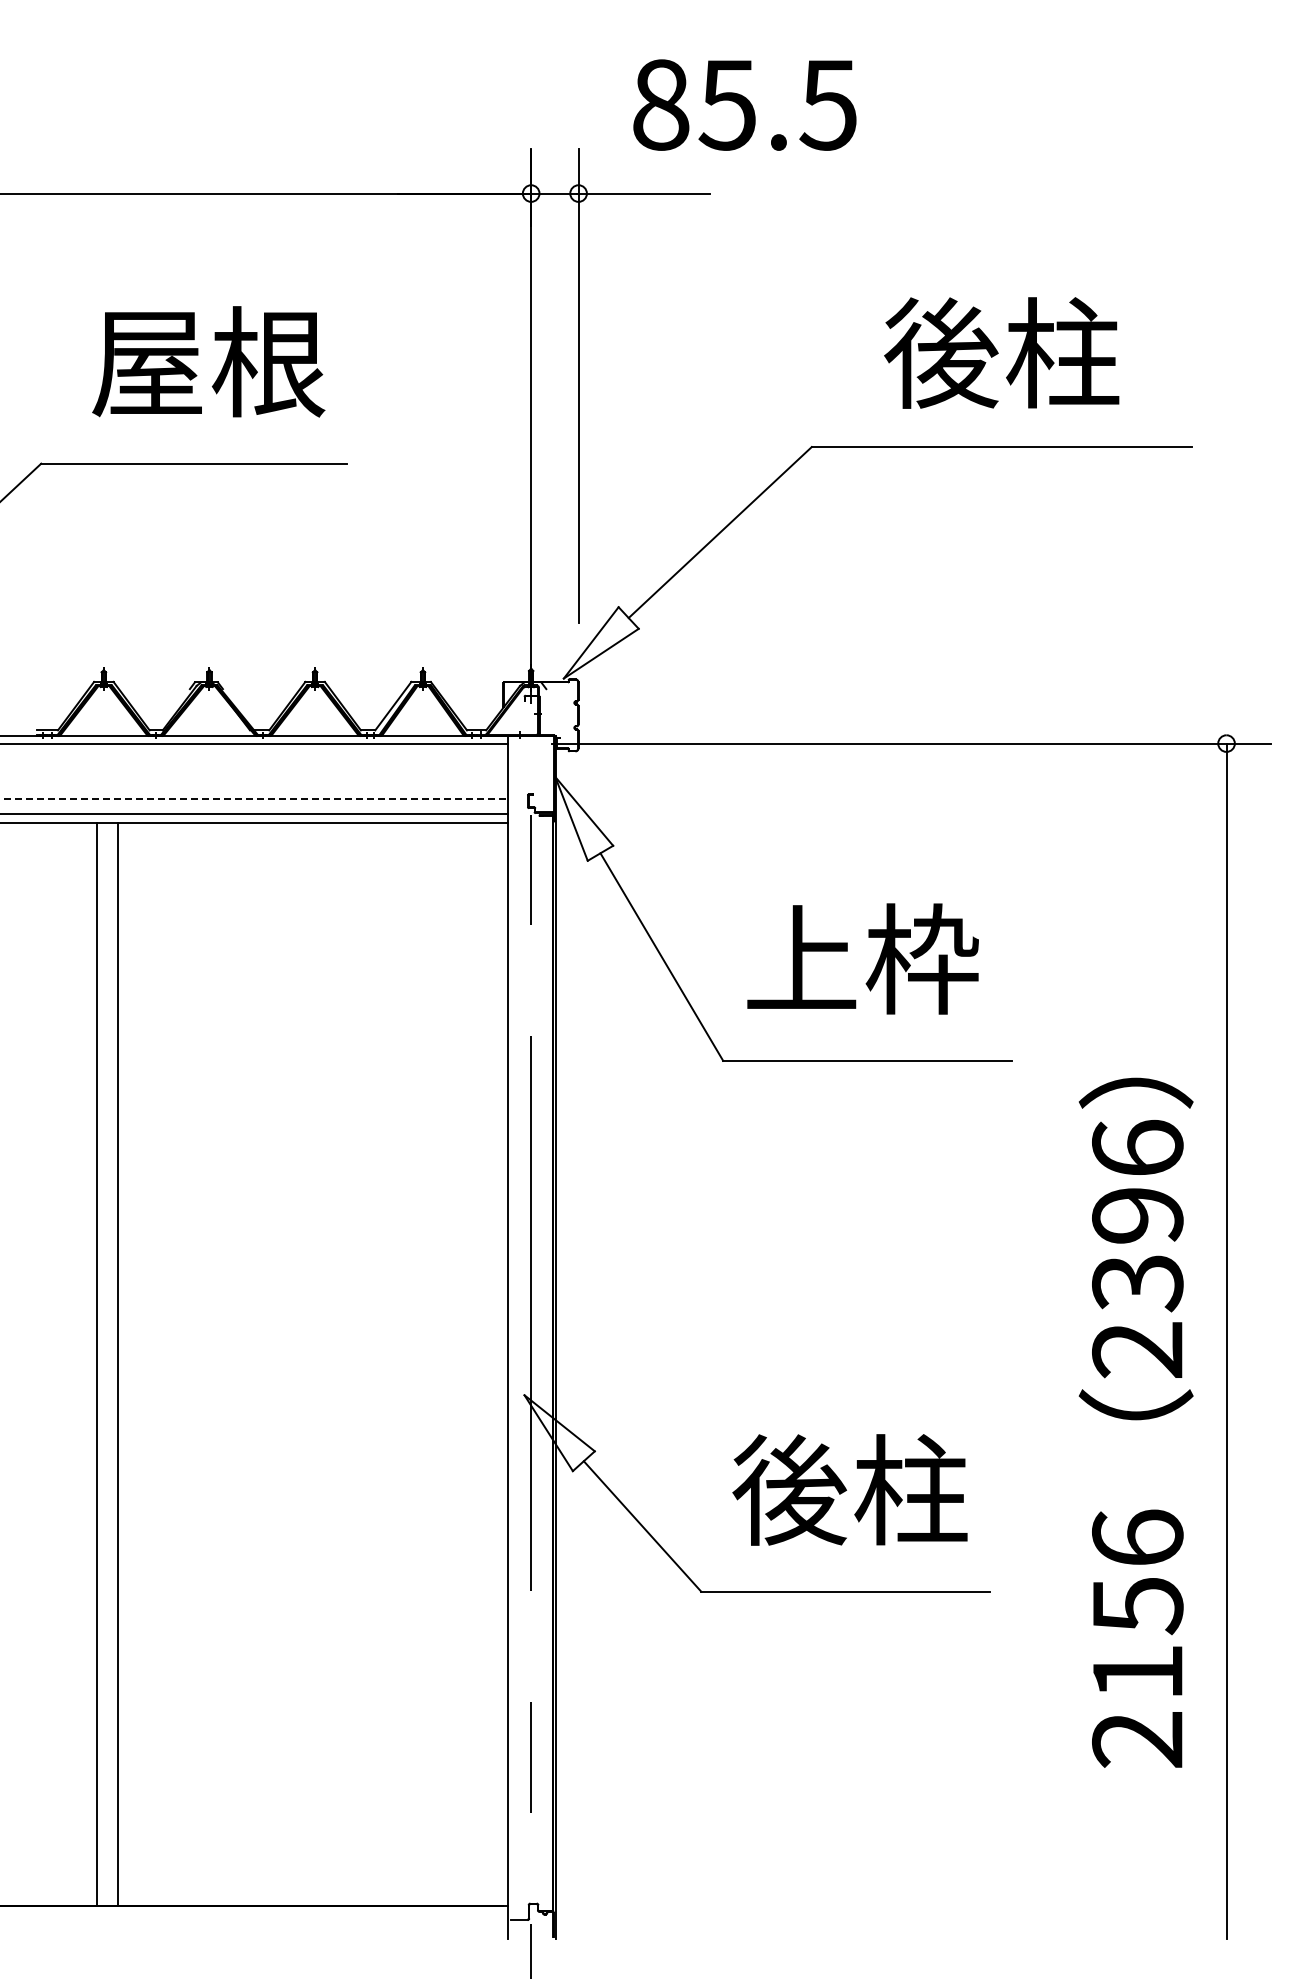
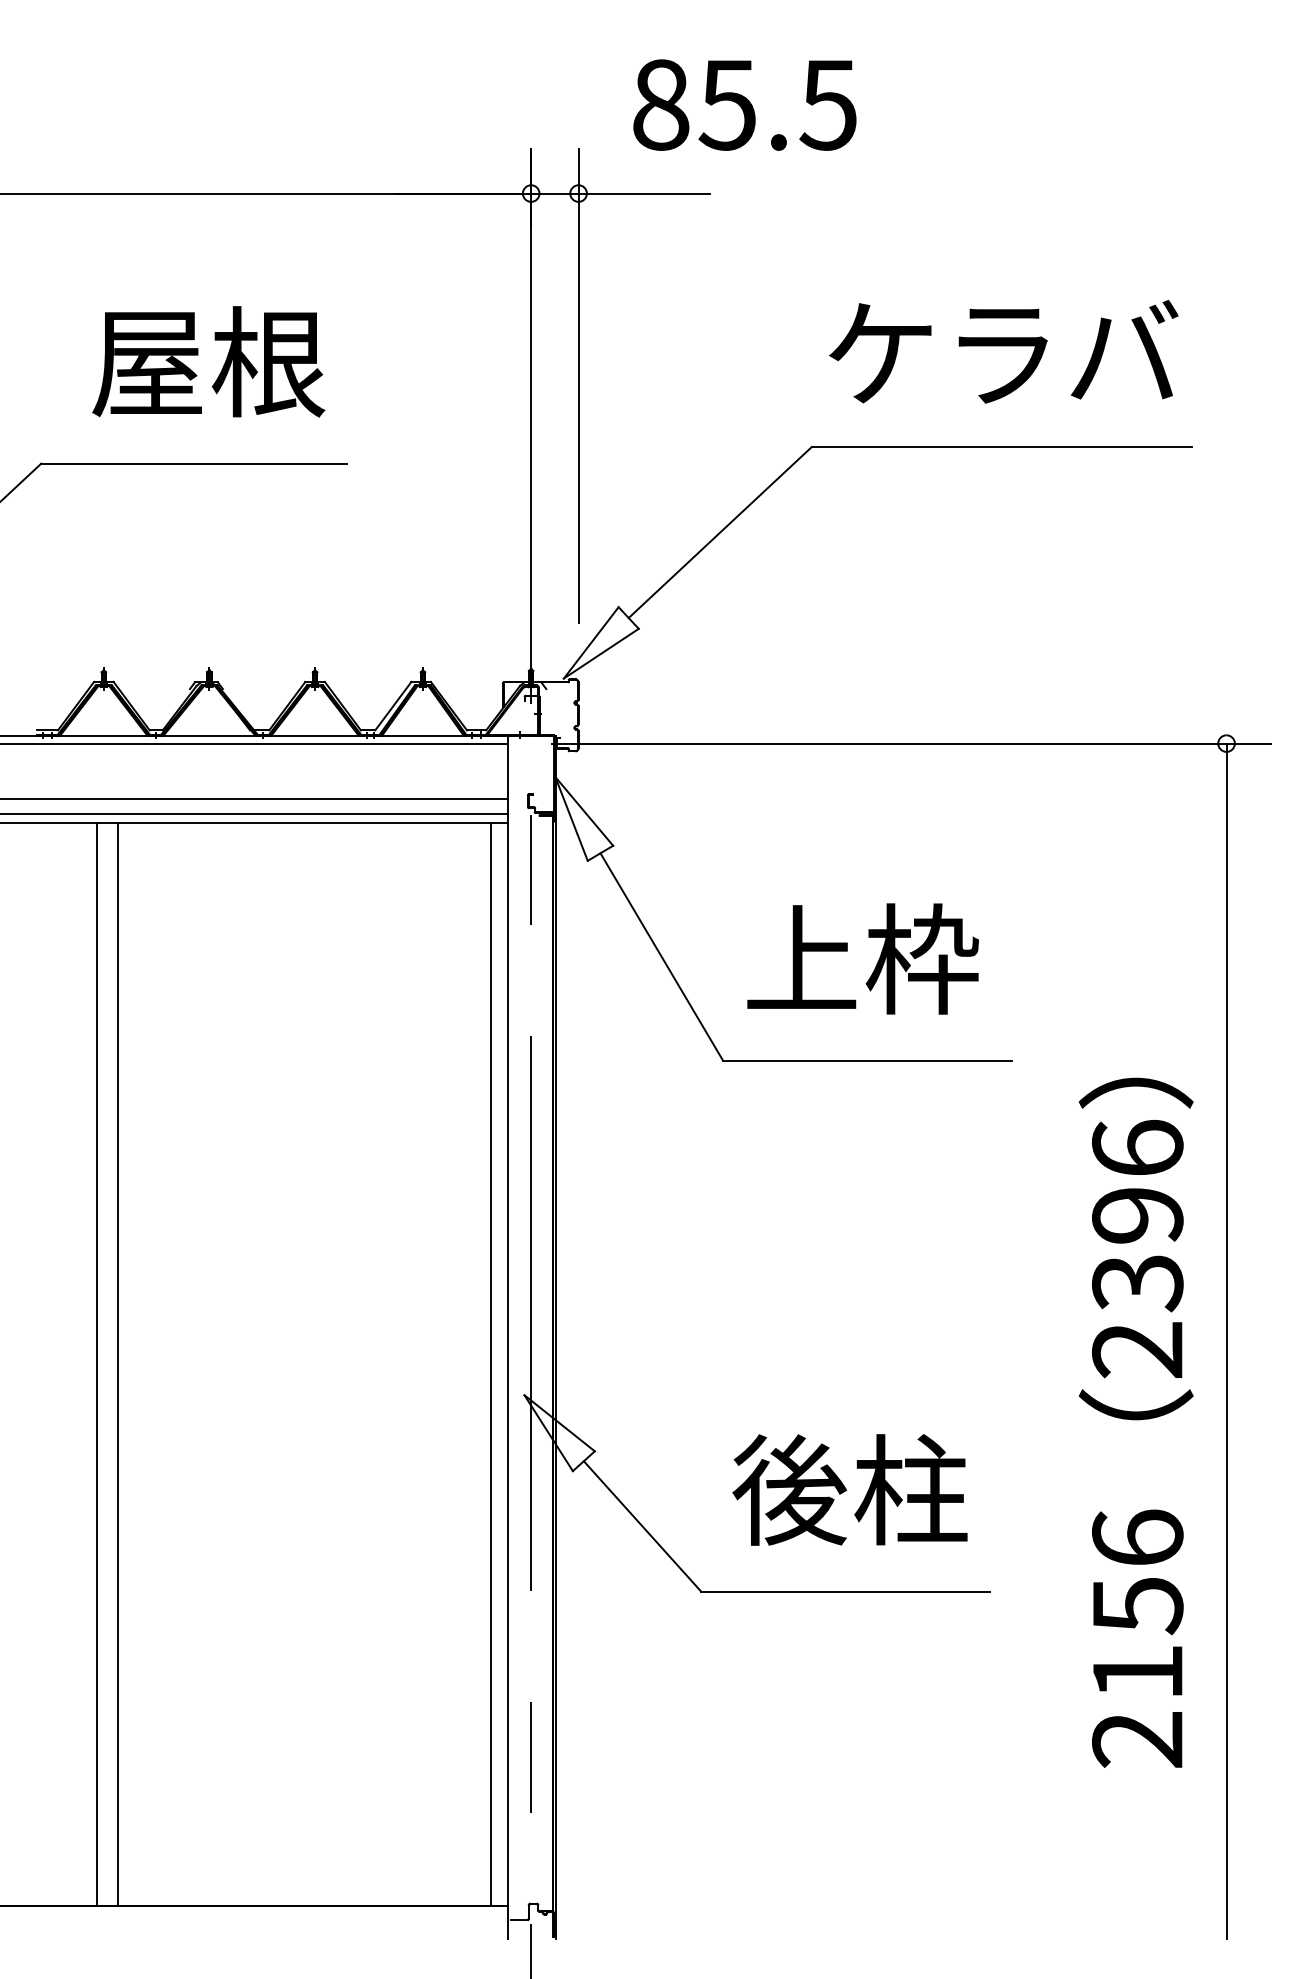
text: 後柱 -> ケラバ (1003, 352)
line: dashed -> solid (254, 799)
line: none -> present (490, 1363)
